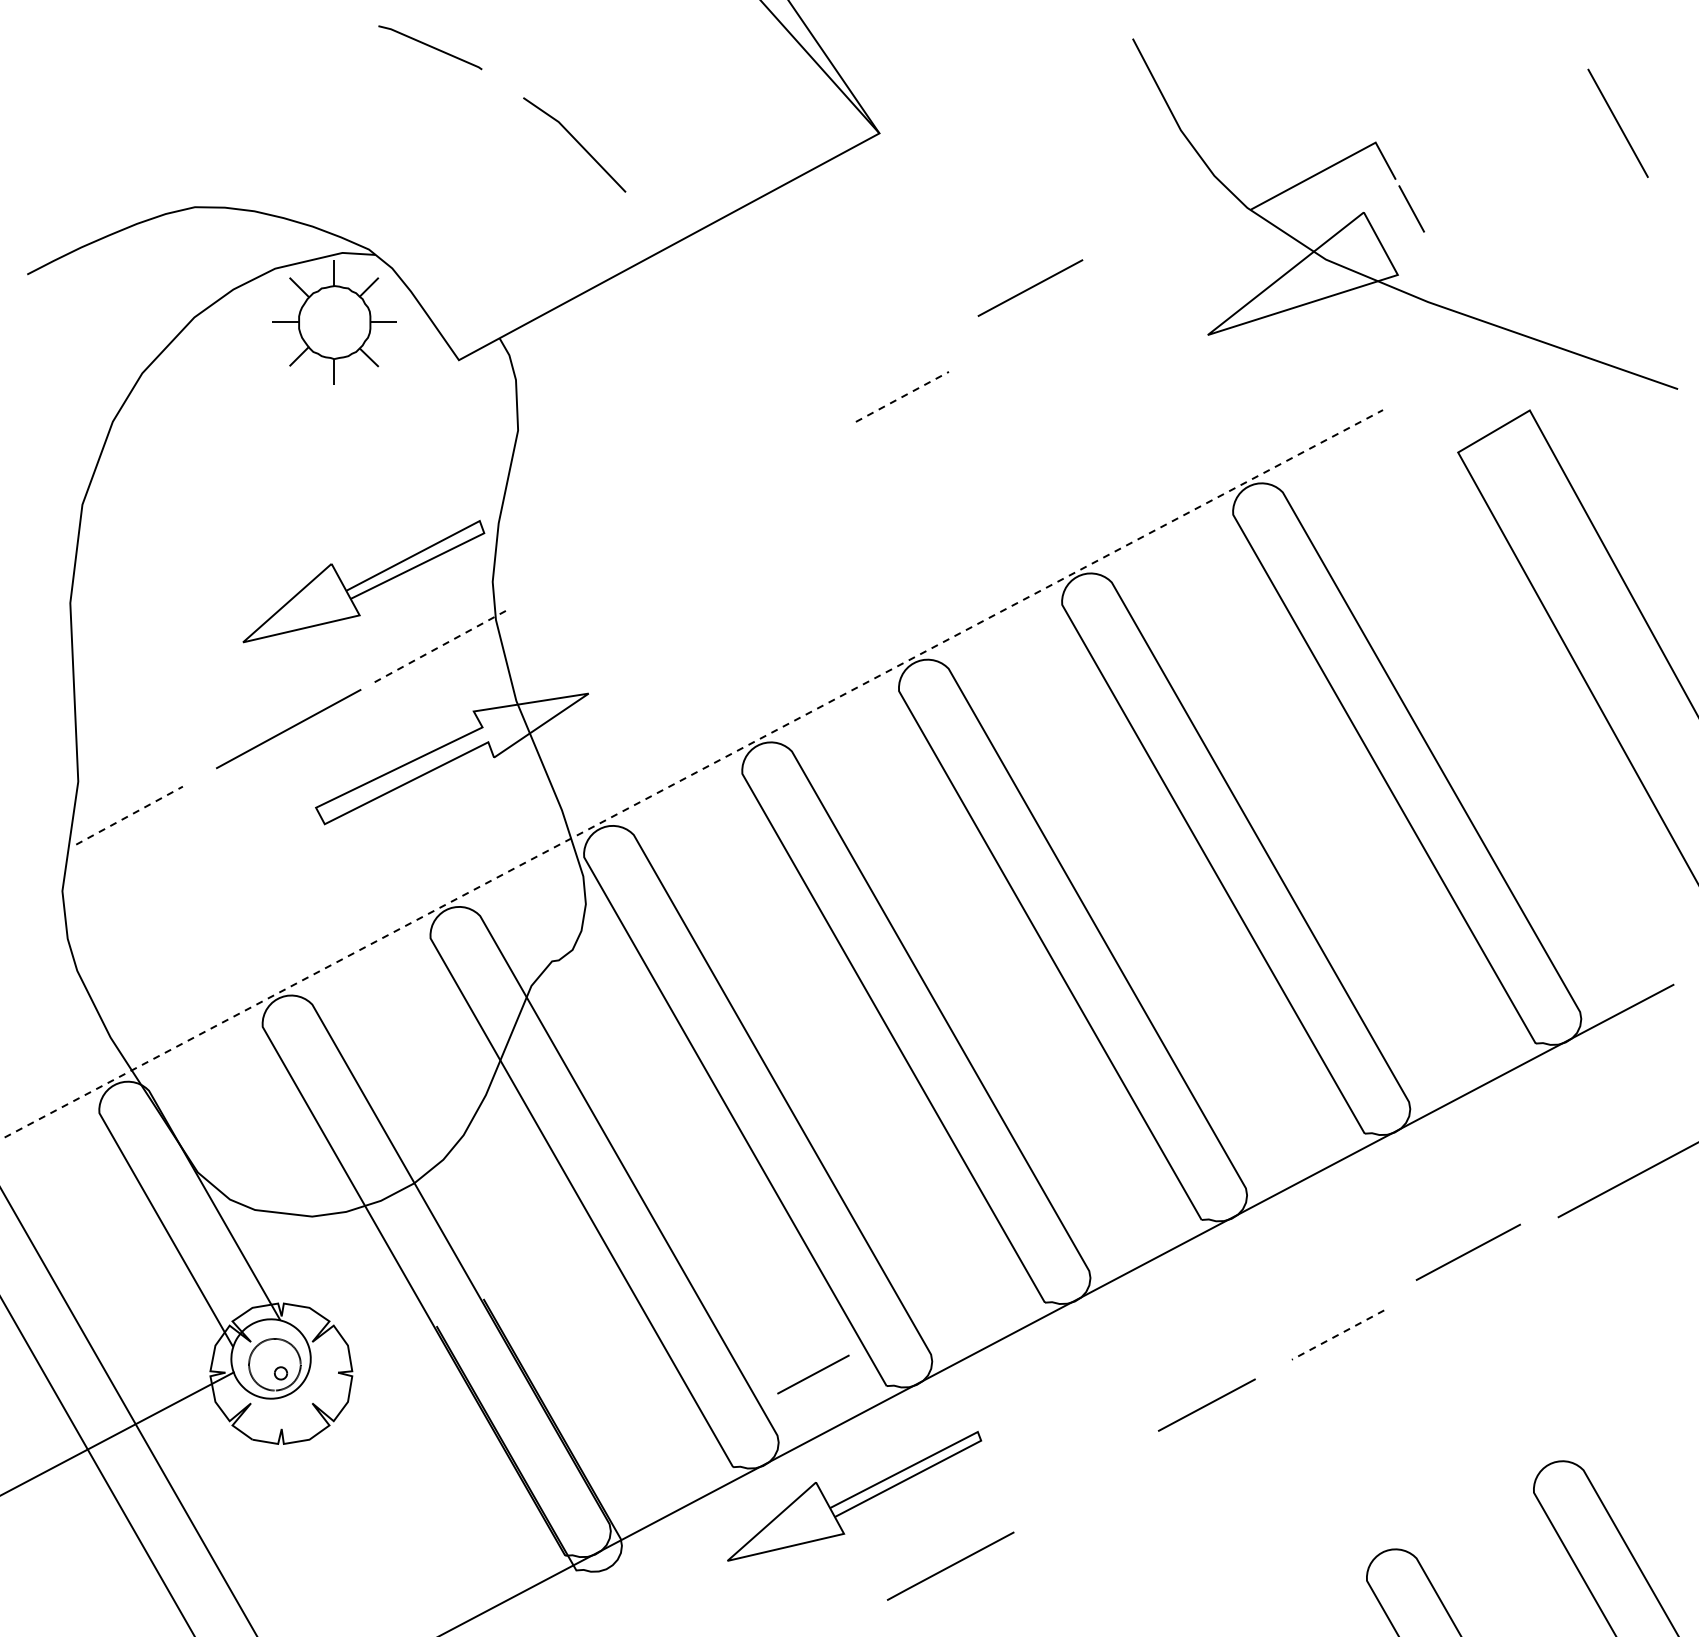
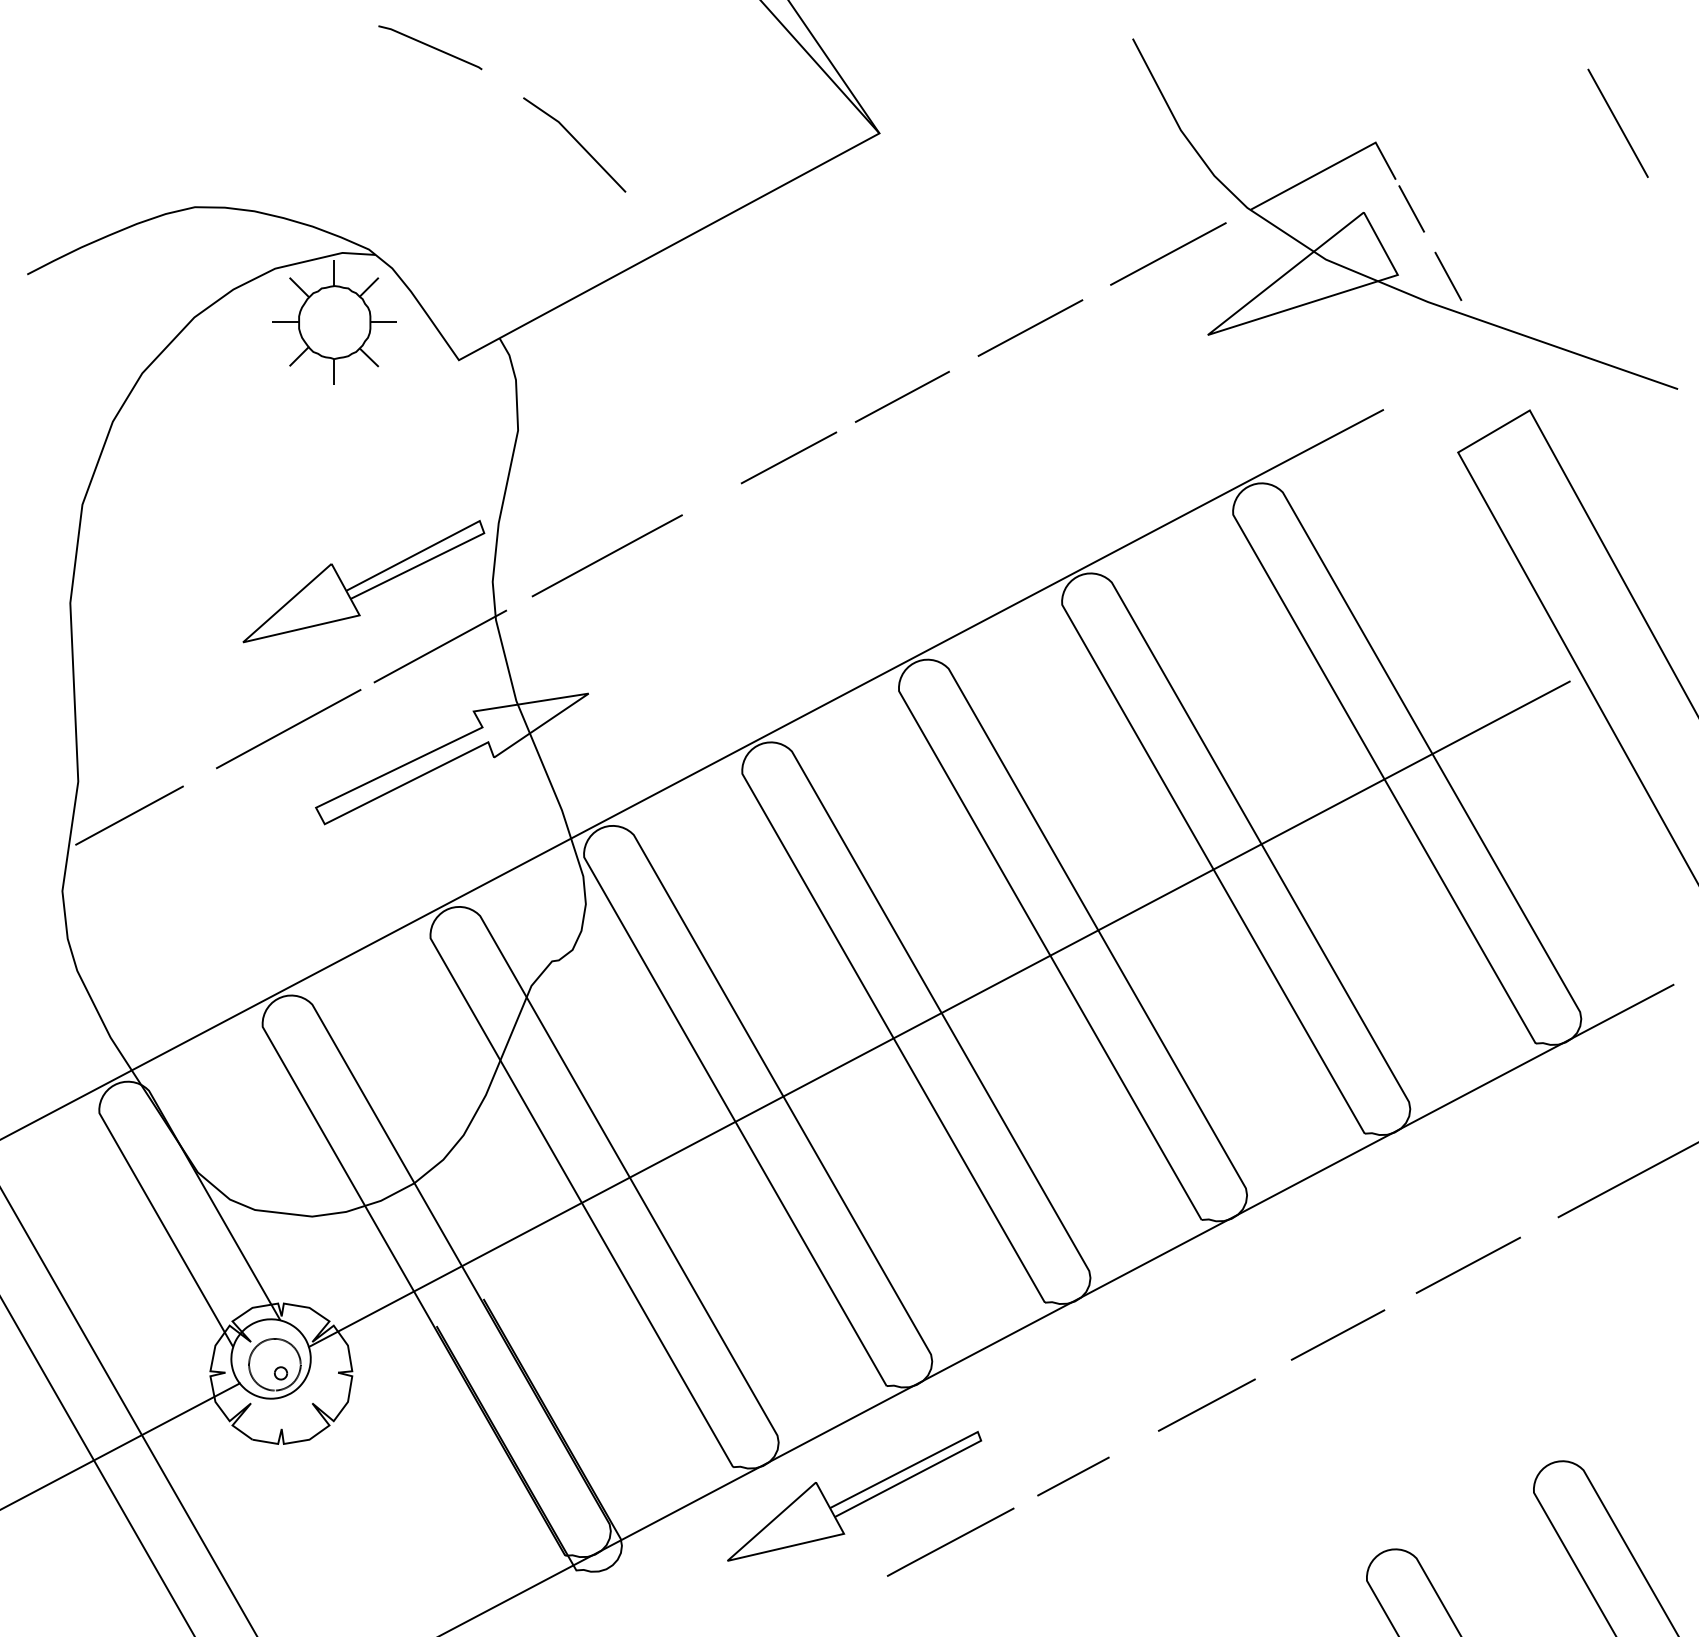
line: none -> present (1168, 253)
line: none -> present (1448, 276)
line position: (1030, 287) -> (1030, 327) (1030, 327)
line: dashed -> solid (902, 396)
line: none -> present (788, 457)
line: none -> present (606, 555)
line: dashed -> solid (440, 646)
line: dashed -> solid (692, 774)
line: dashed -> solid (129, 815)
line: none -> present (938, 1013)
line position: (1467, 1251) -> (1467, 1264) (1467, 1264)
line: dashed -> solid (1337, 1335)
line position: (813, 1374) -> (1073, 1476) (1073, 1476)
line position: (117, 1433) -> (120, 1445) (120, 1445)
line position: (950, 1565) -> (950, 1541) (950, 1541)
